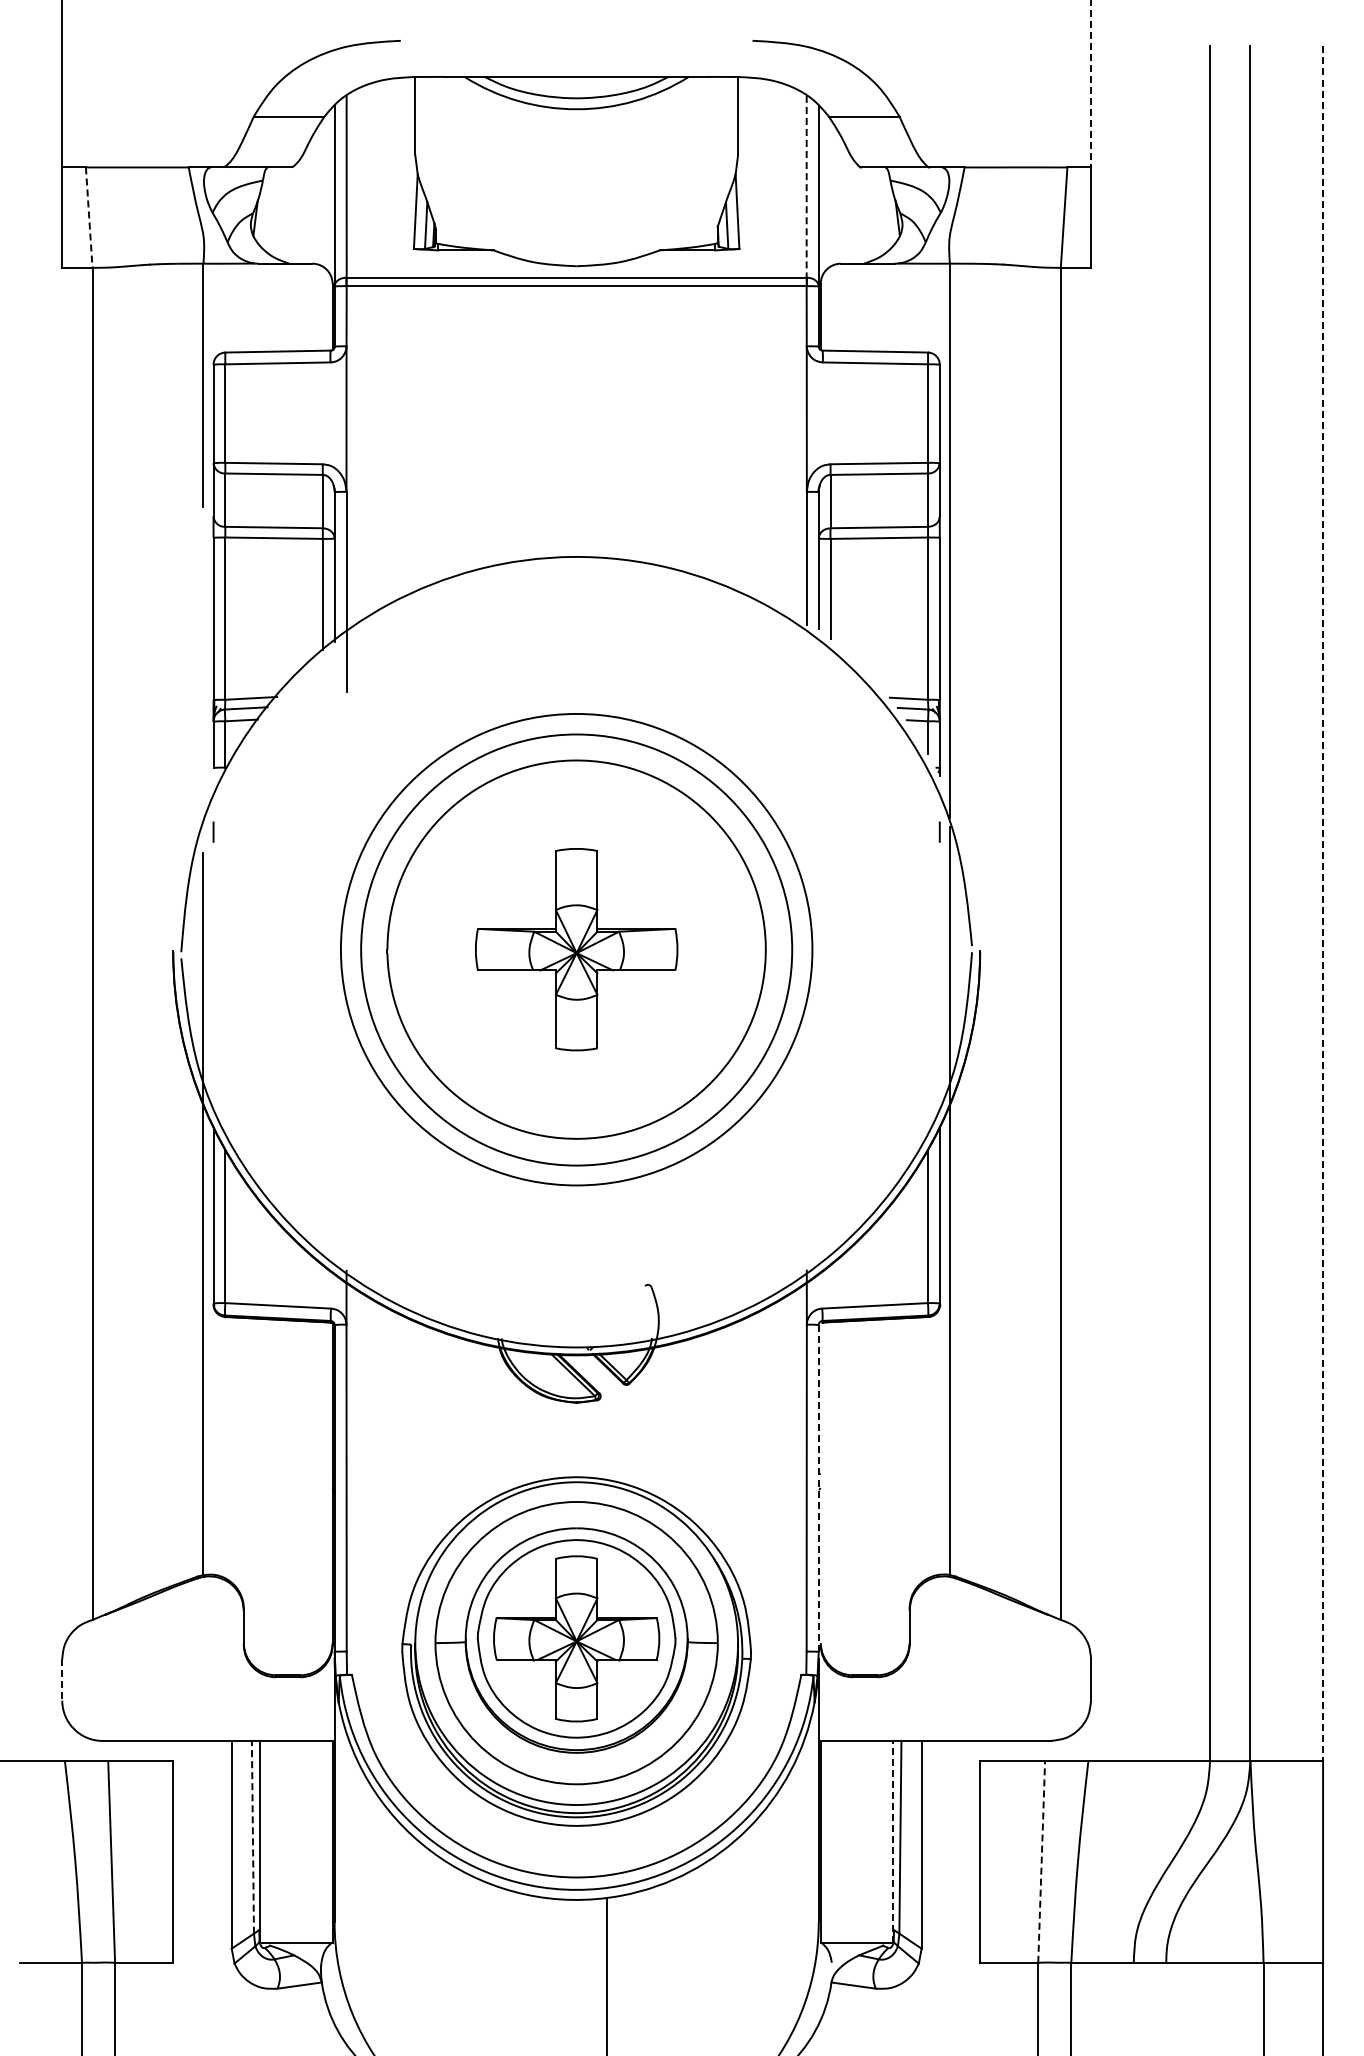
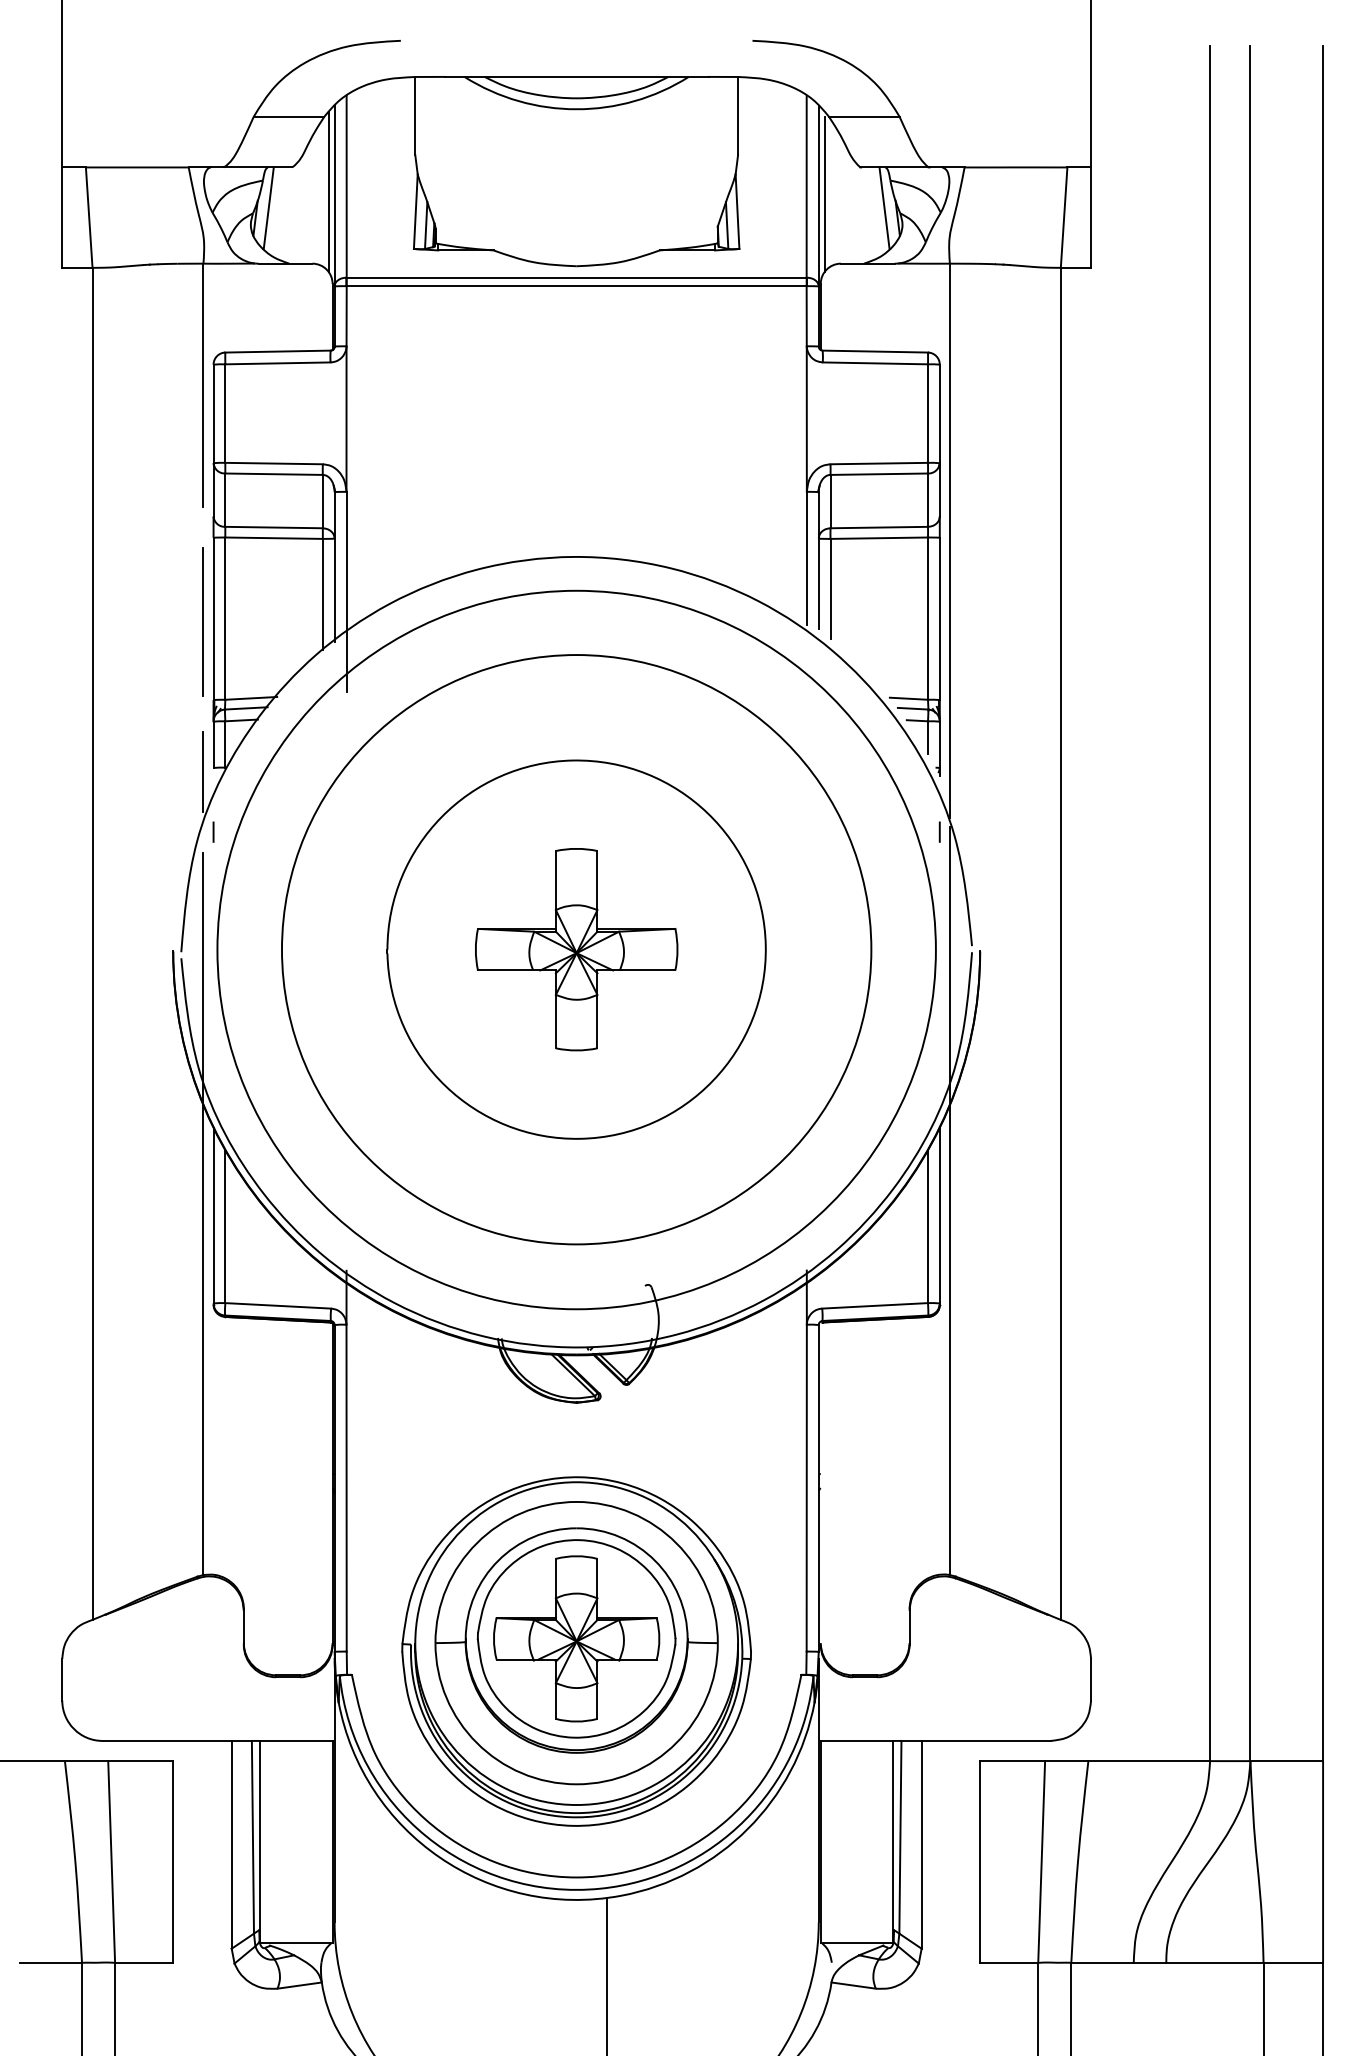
line: dashed -> solid (1091, 84)
line: dashed -> solid (806, 186)
line: none -> present (328, 191)
line: none -> present (824, 194)
line: none -> present (268, 208)
line: none -> present (884, 208)
line: dashed -> solid (89, 218)
line: none -> present (202, 621)
line: none -> present (203, 771)
line: dashed -> solid (1323, 904)
circle diameter: 431 px -> 718 px (576, 949)
circle diameter: 471 px -> 589 px (576, 949)
line: dashed -> solid (818, 1488)
line: dashed -> solid (62, 1679)
line: dashed -> solid (252, 1836)
line: dashed -> solid (893, 1841)
line: dashed -> solid (1041, 1861)
